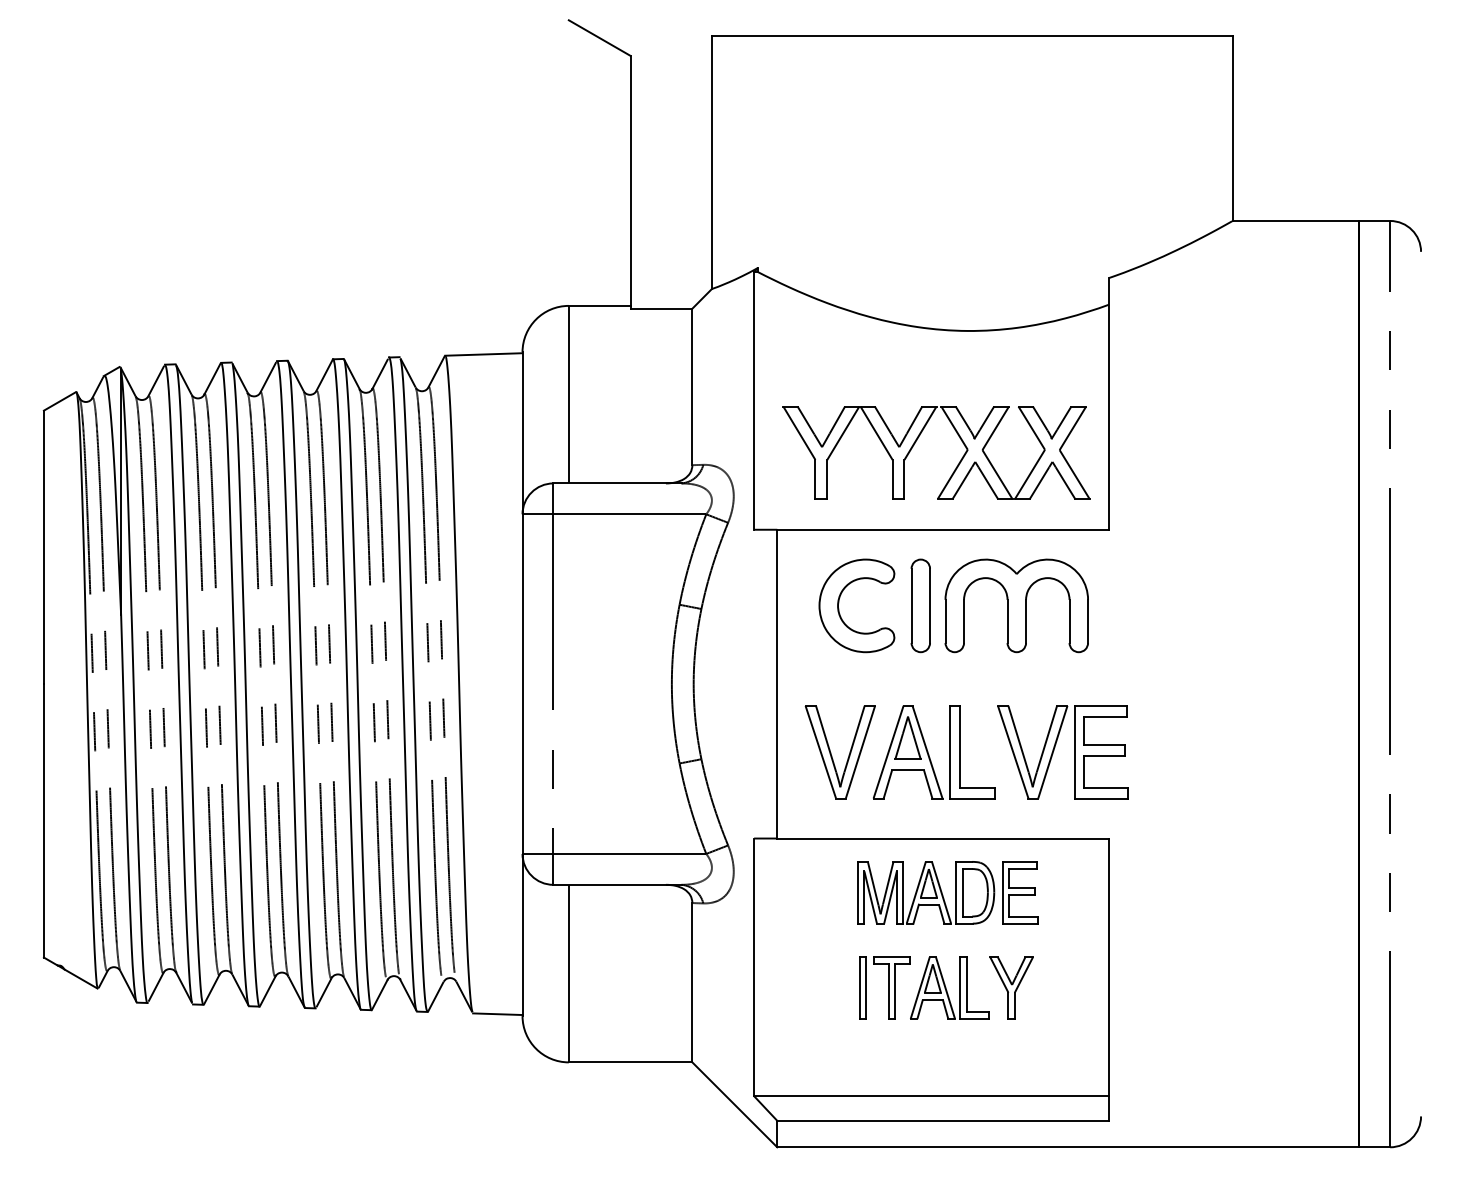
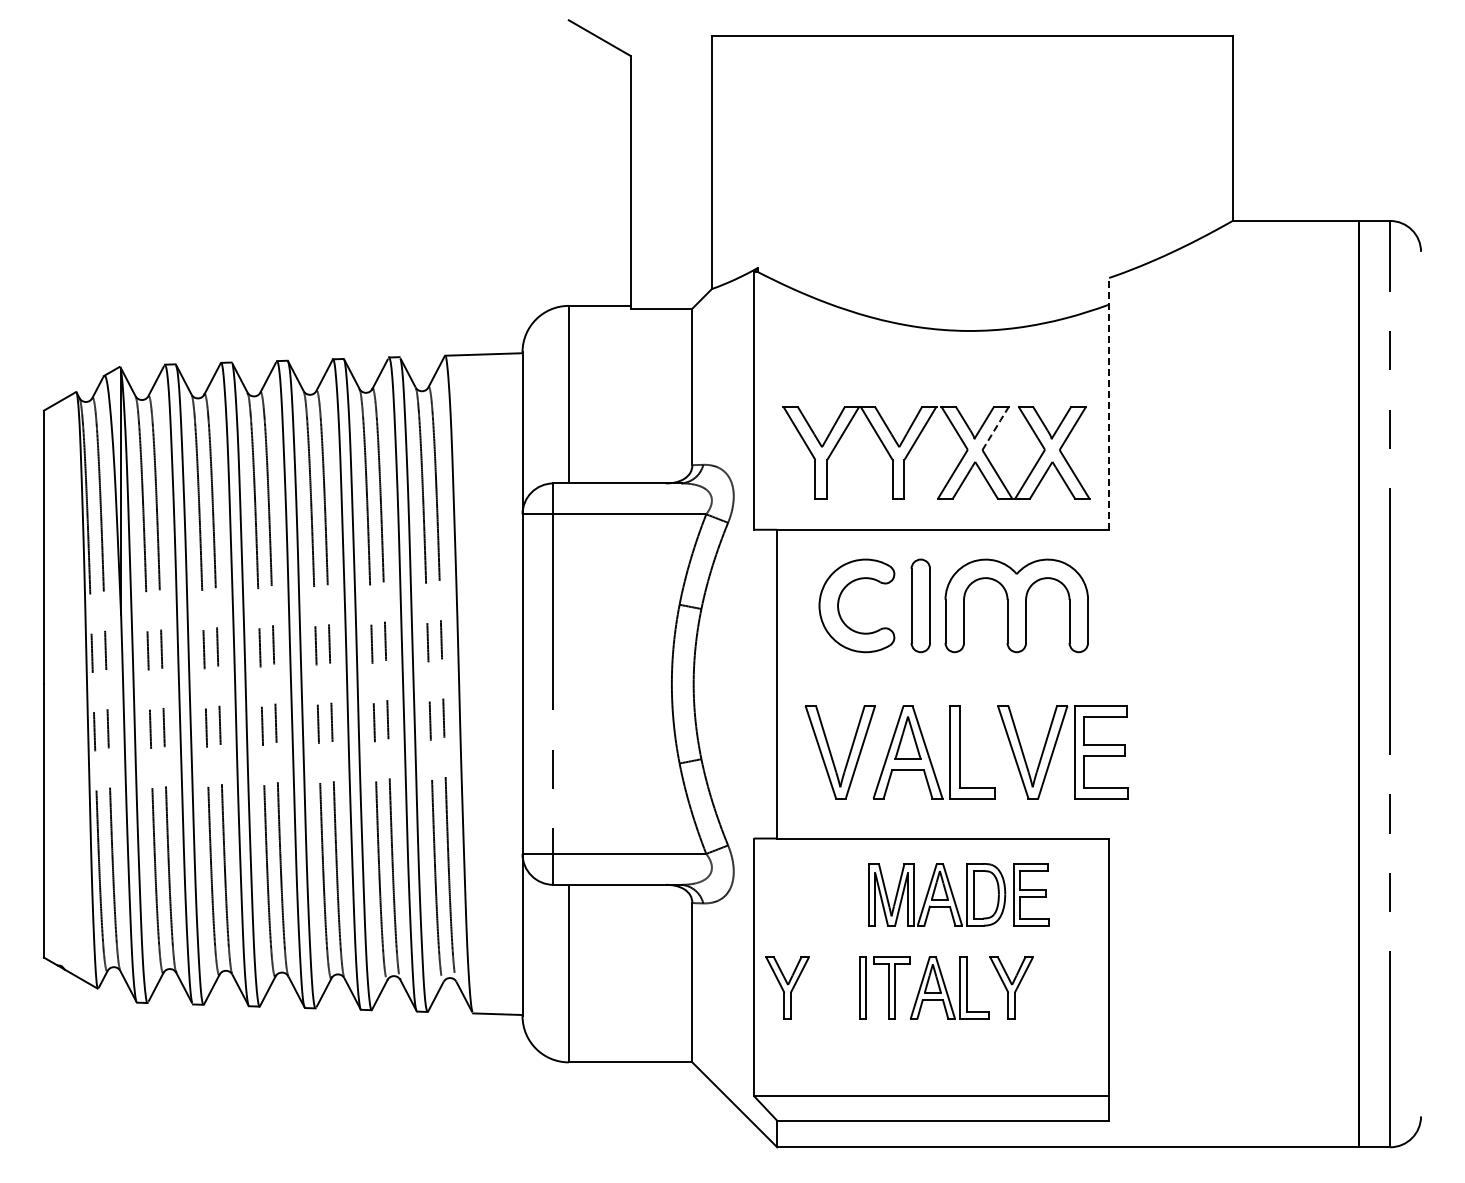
line: solid -> dashed (1109, 403)
line: solid -> dashed (995, 427)
part position: (947, 892) -> (958, 894) (958, 894)
part: none -> present (787, 987)
